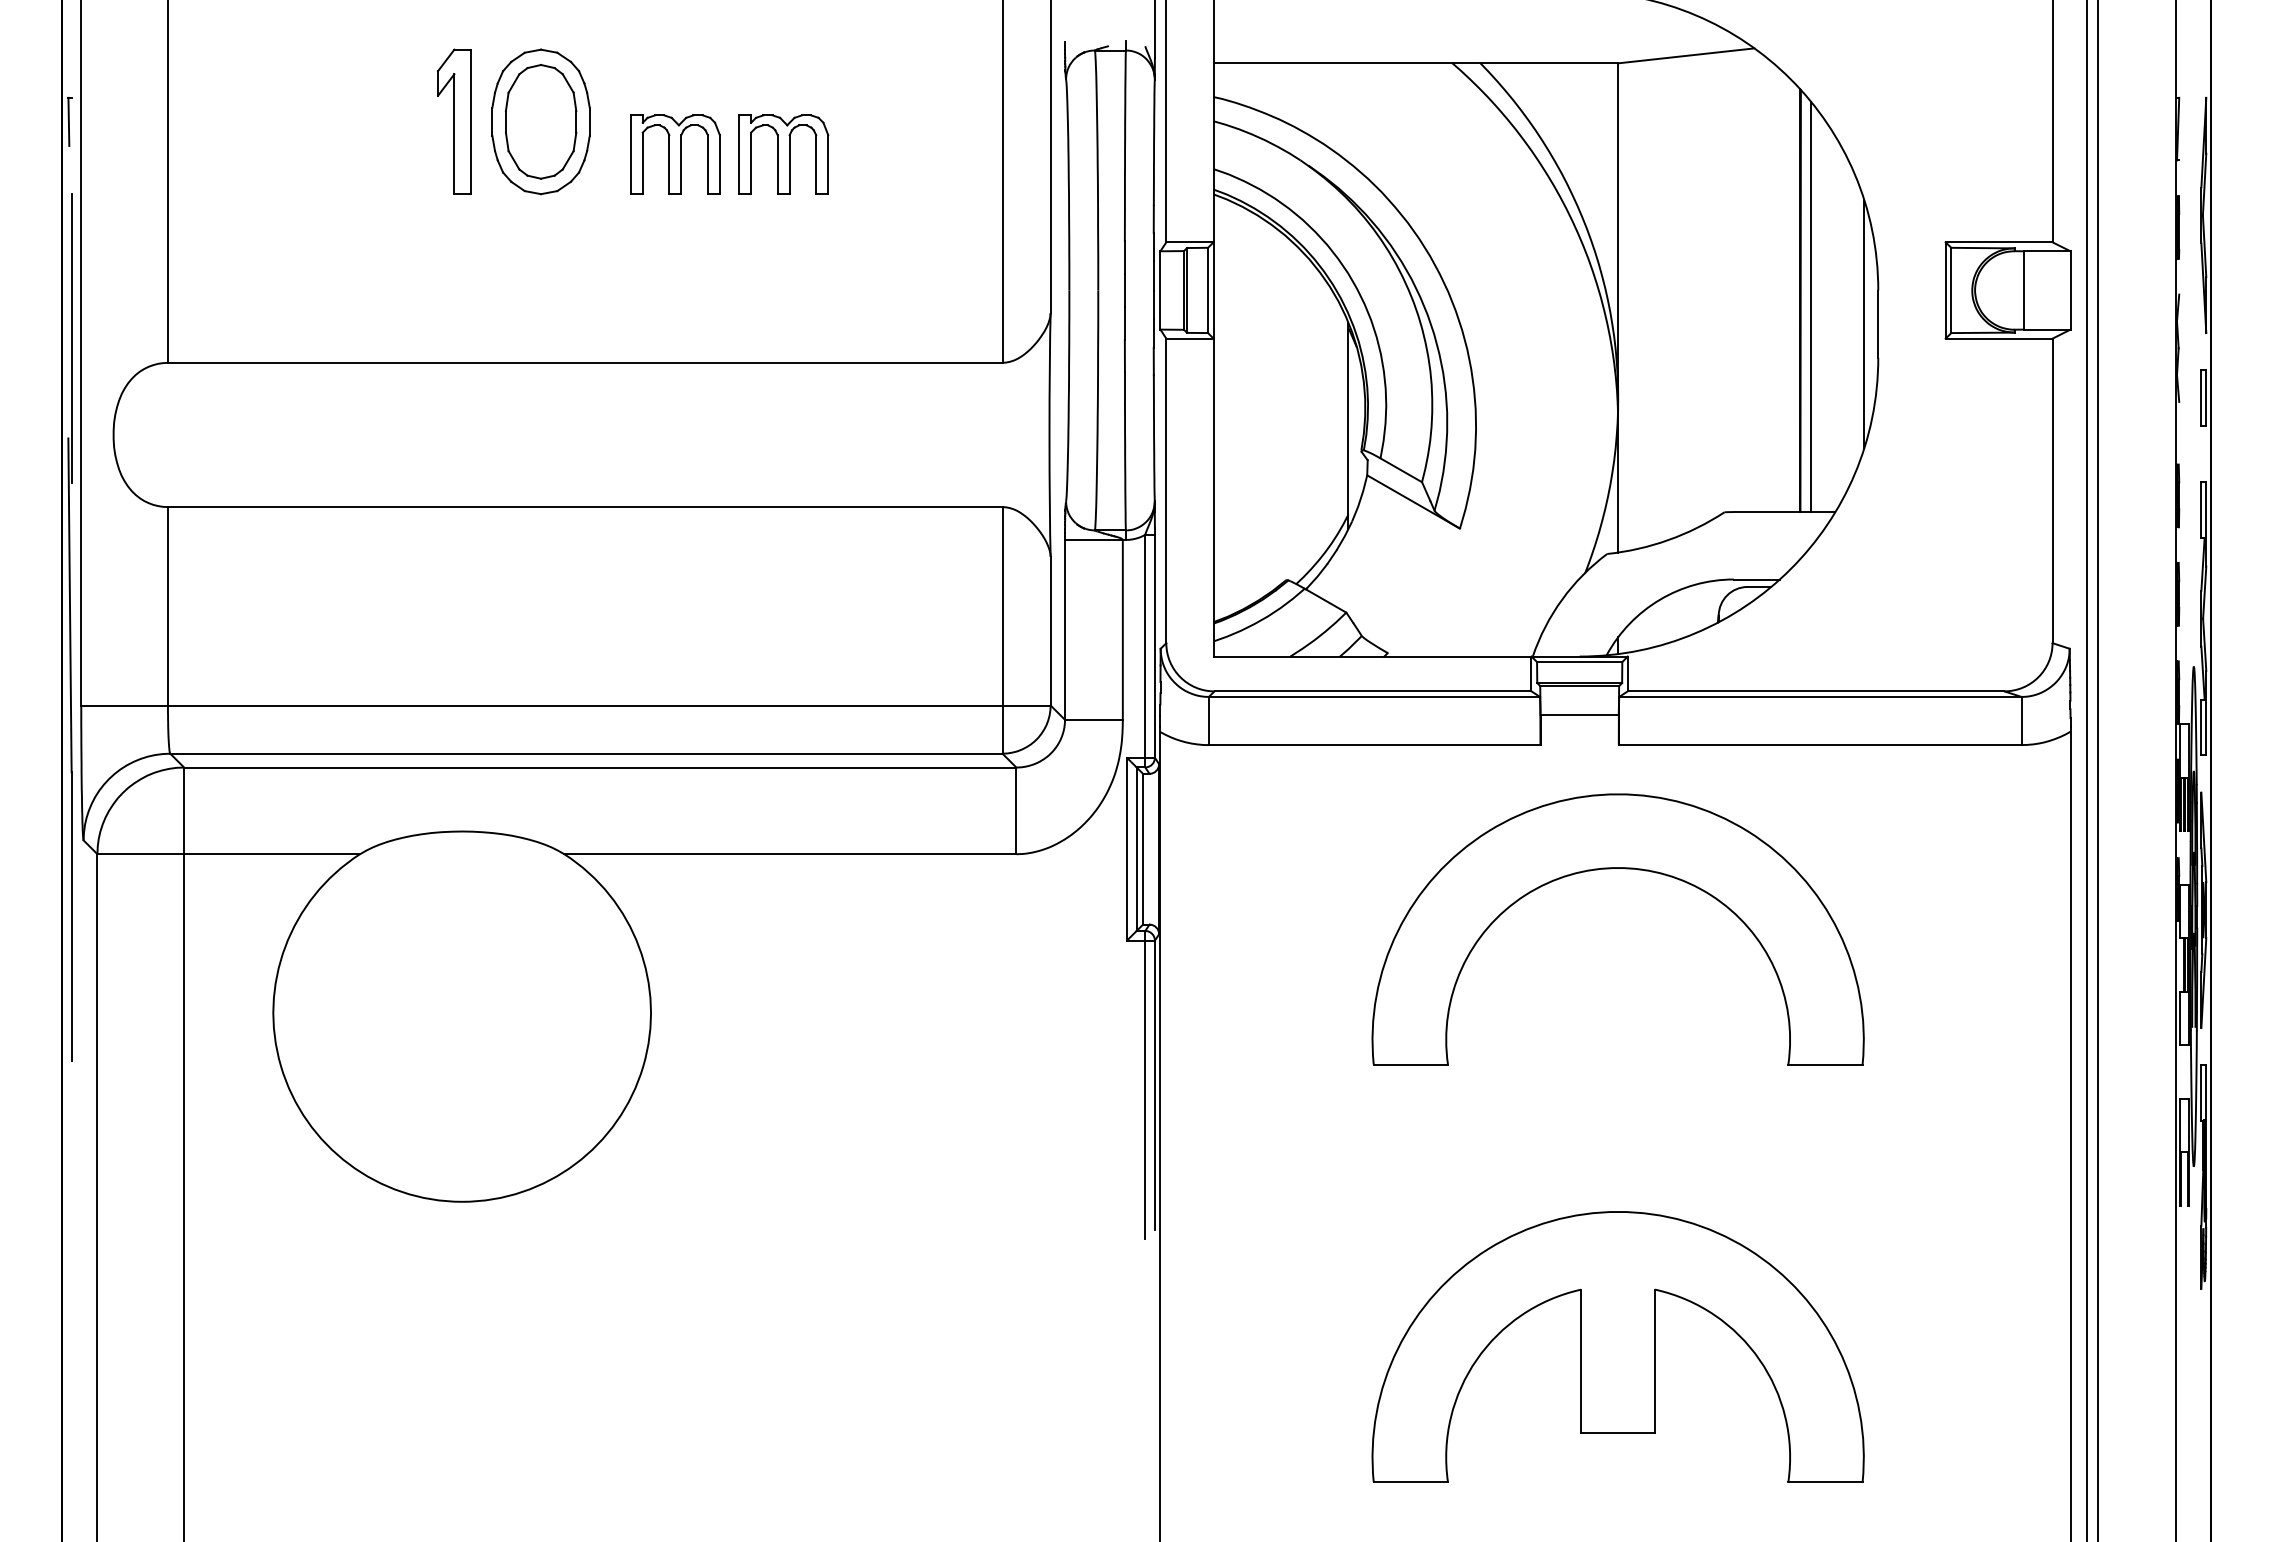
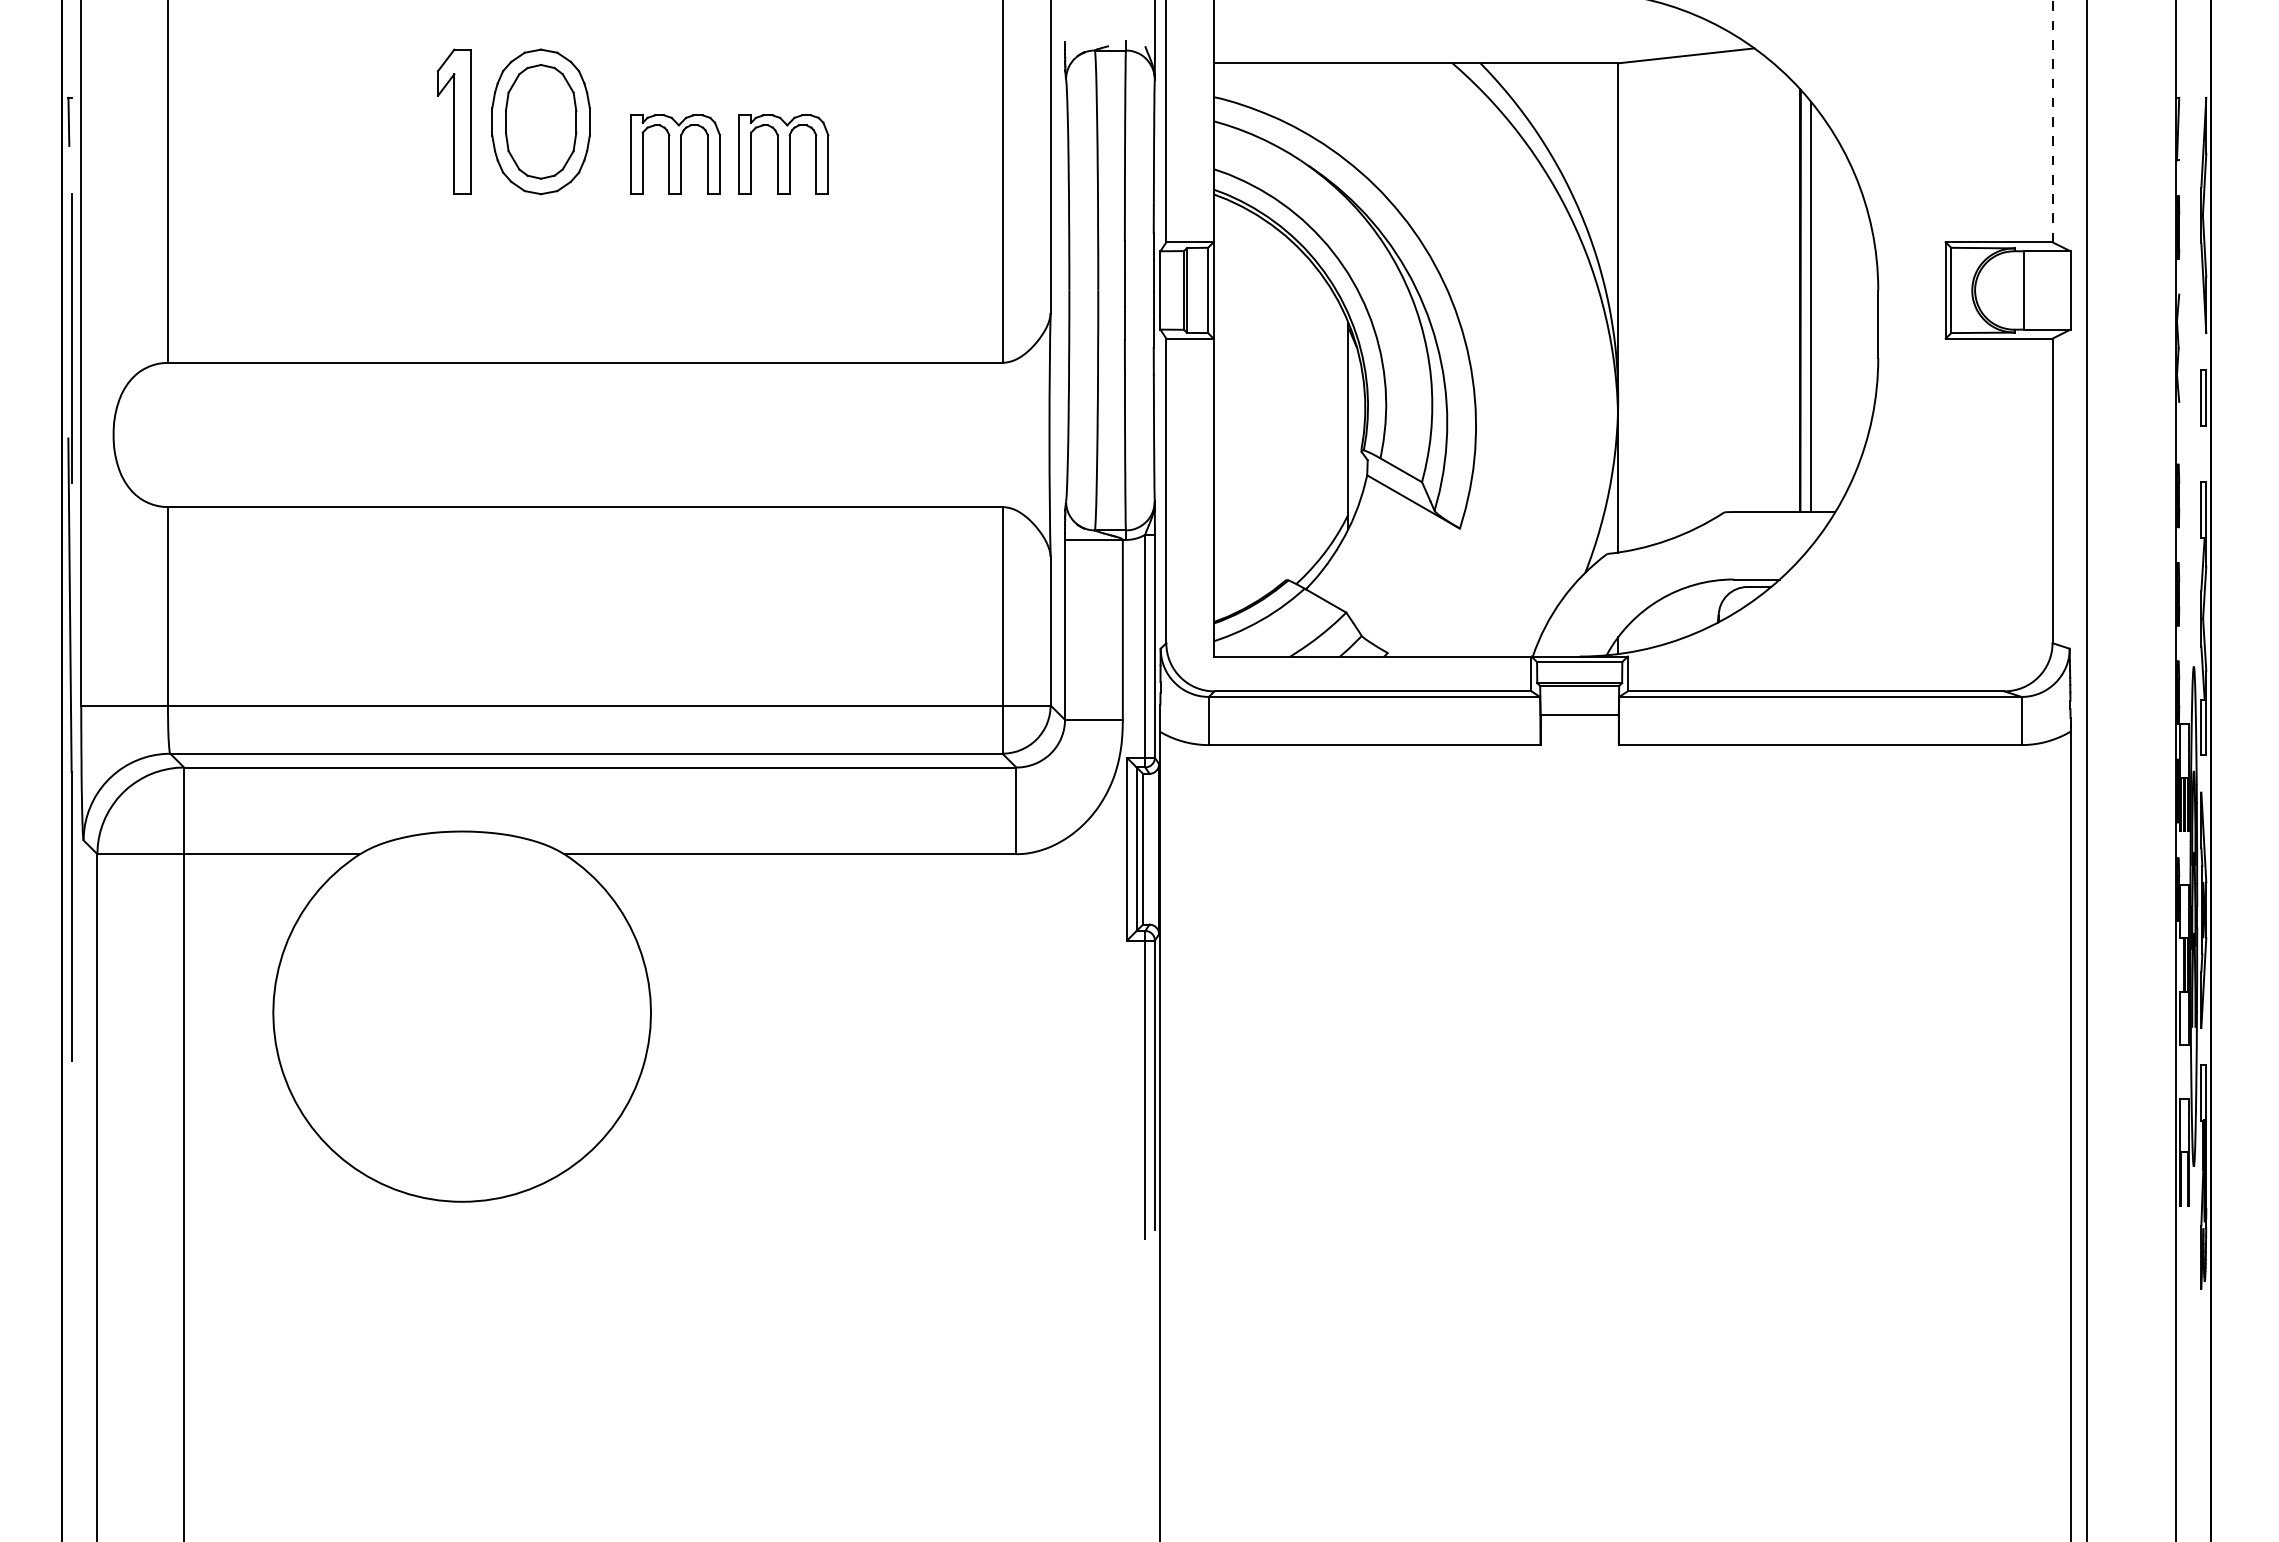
line: solid -> dashed (2052, 121)
line: present -> none (1864, 324)
line: present -> none (2097, 770)
part: present -> none (1610, 869)
part: present -> none (1617, 1346)
